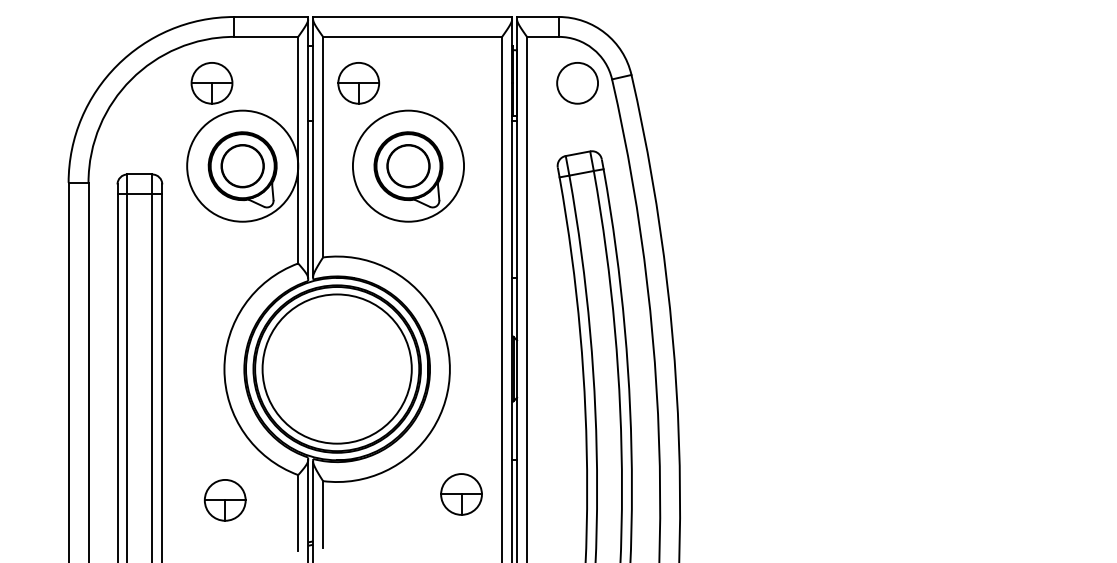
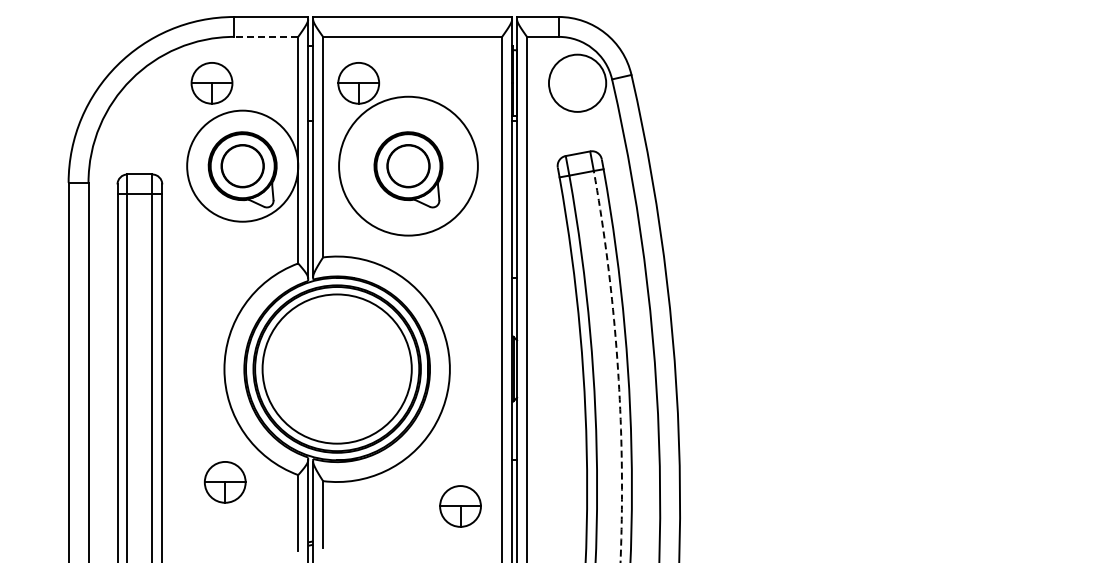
line: solid -> dashed (266, 36)
circle diameter: 41 px -> 57 px (577, 82)
circle diameter: 111 px -> 139 px (408, 165)
arc: solid -> dashed (617, 364)
part position: (461, 494) -> (460, 506) (460, 506)
part position: (224, 500) -> (224, 482) (224, 482)
